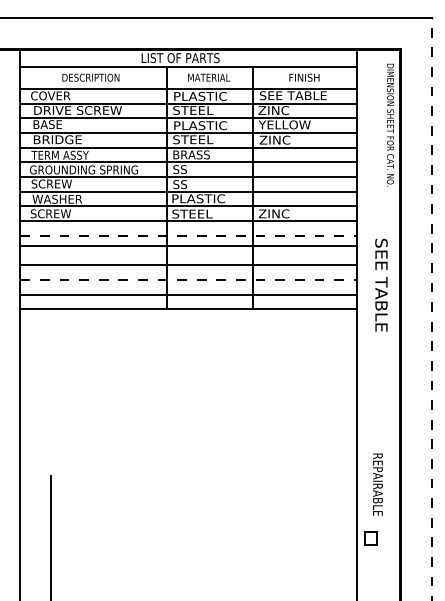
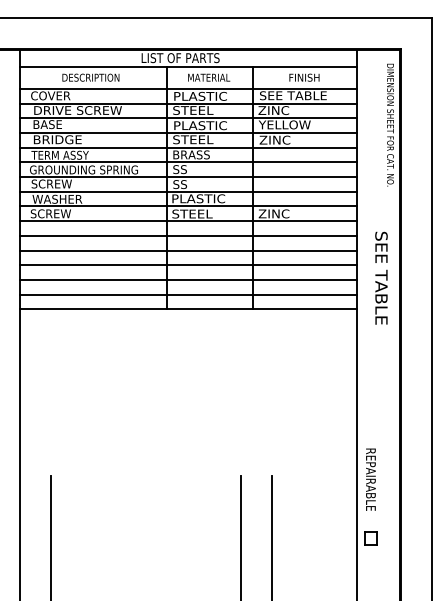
line: dashed -> solid (189, 235)
line position: (188, 245) -> (188, 250) (188, 250)
line: dashed -> solid (189, 279)
text position: (381, 284) -> (381, 277) (381, 277)
line: dashed -> solid (431, 308)
text position: (377, 484) -> (370, 479) (370, 479)
line: none -> present (240, 536)
line: none -> present (271, 536)
